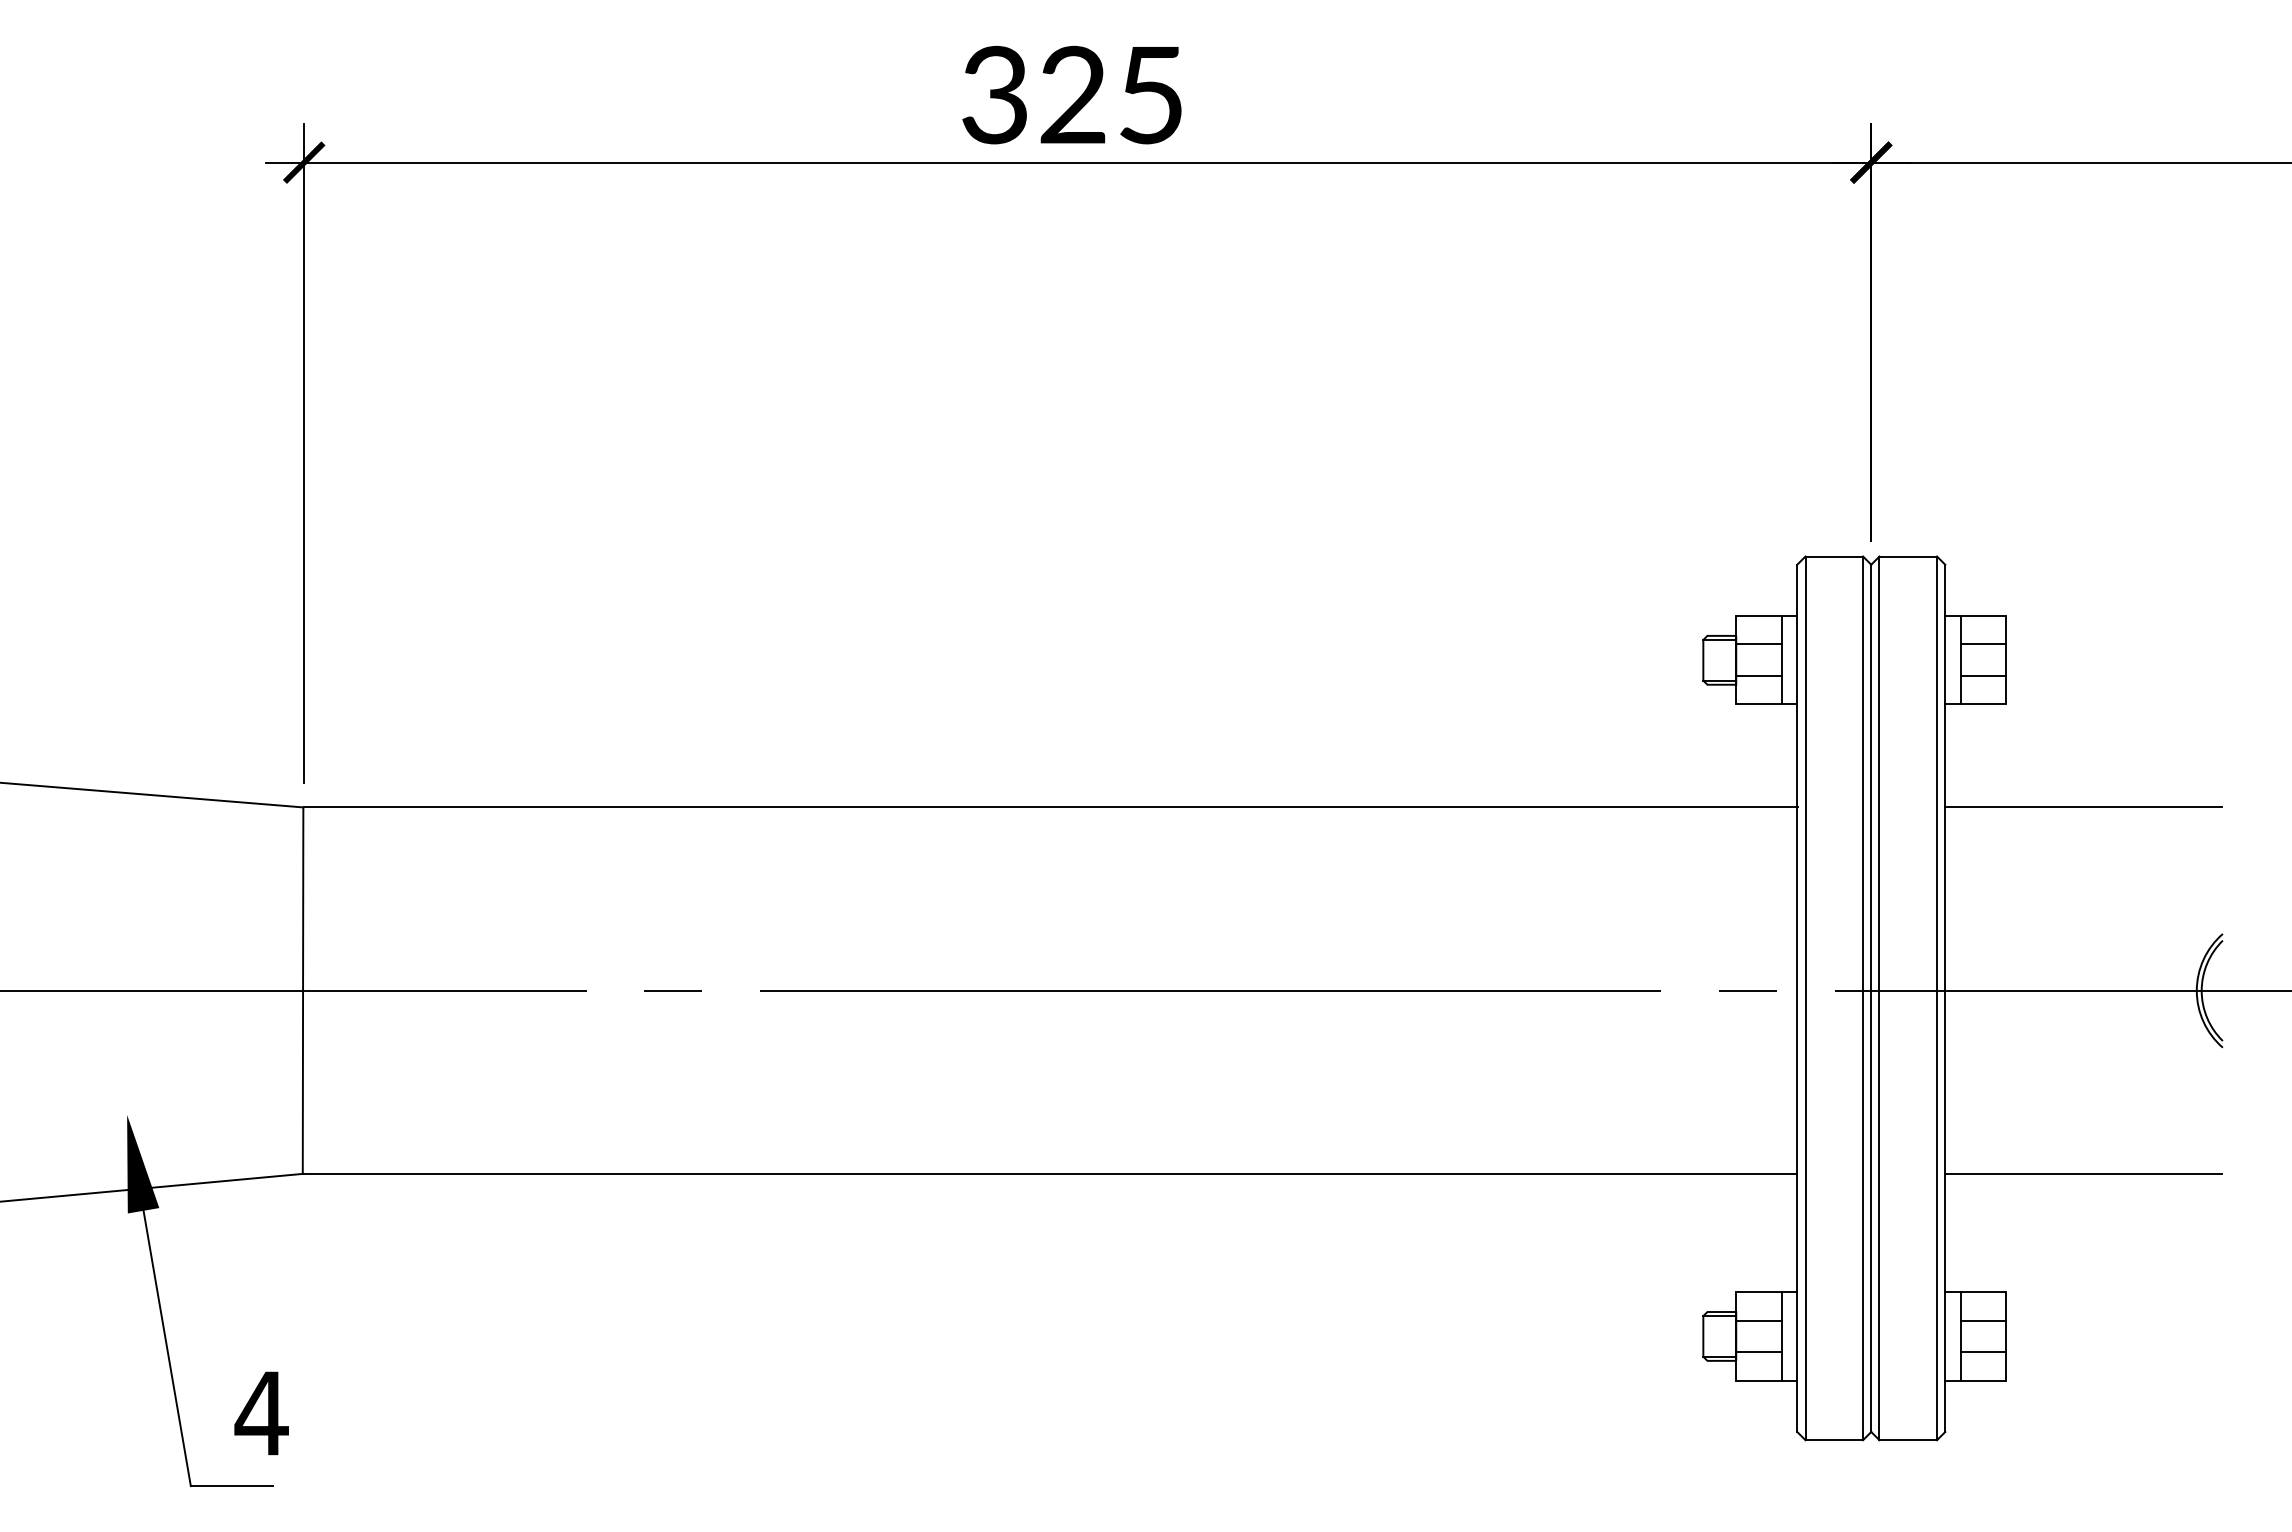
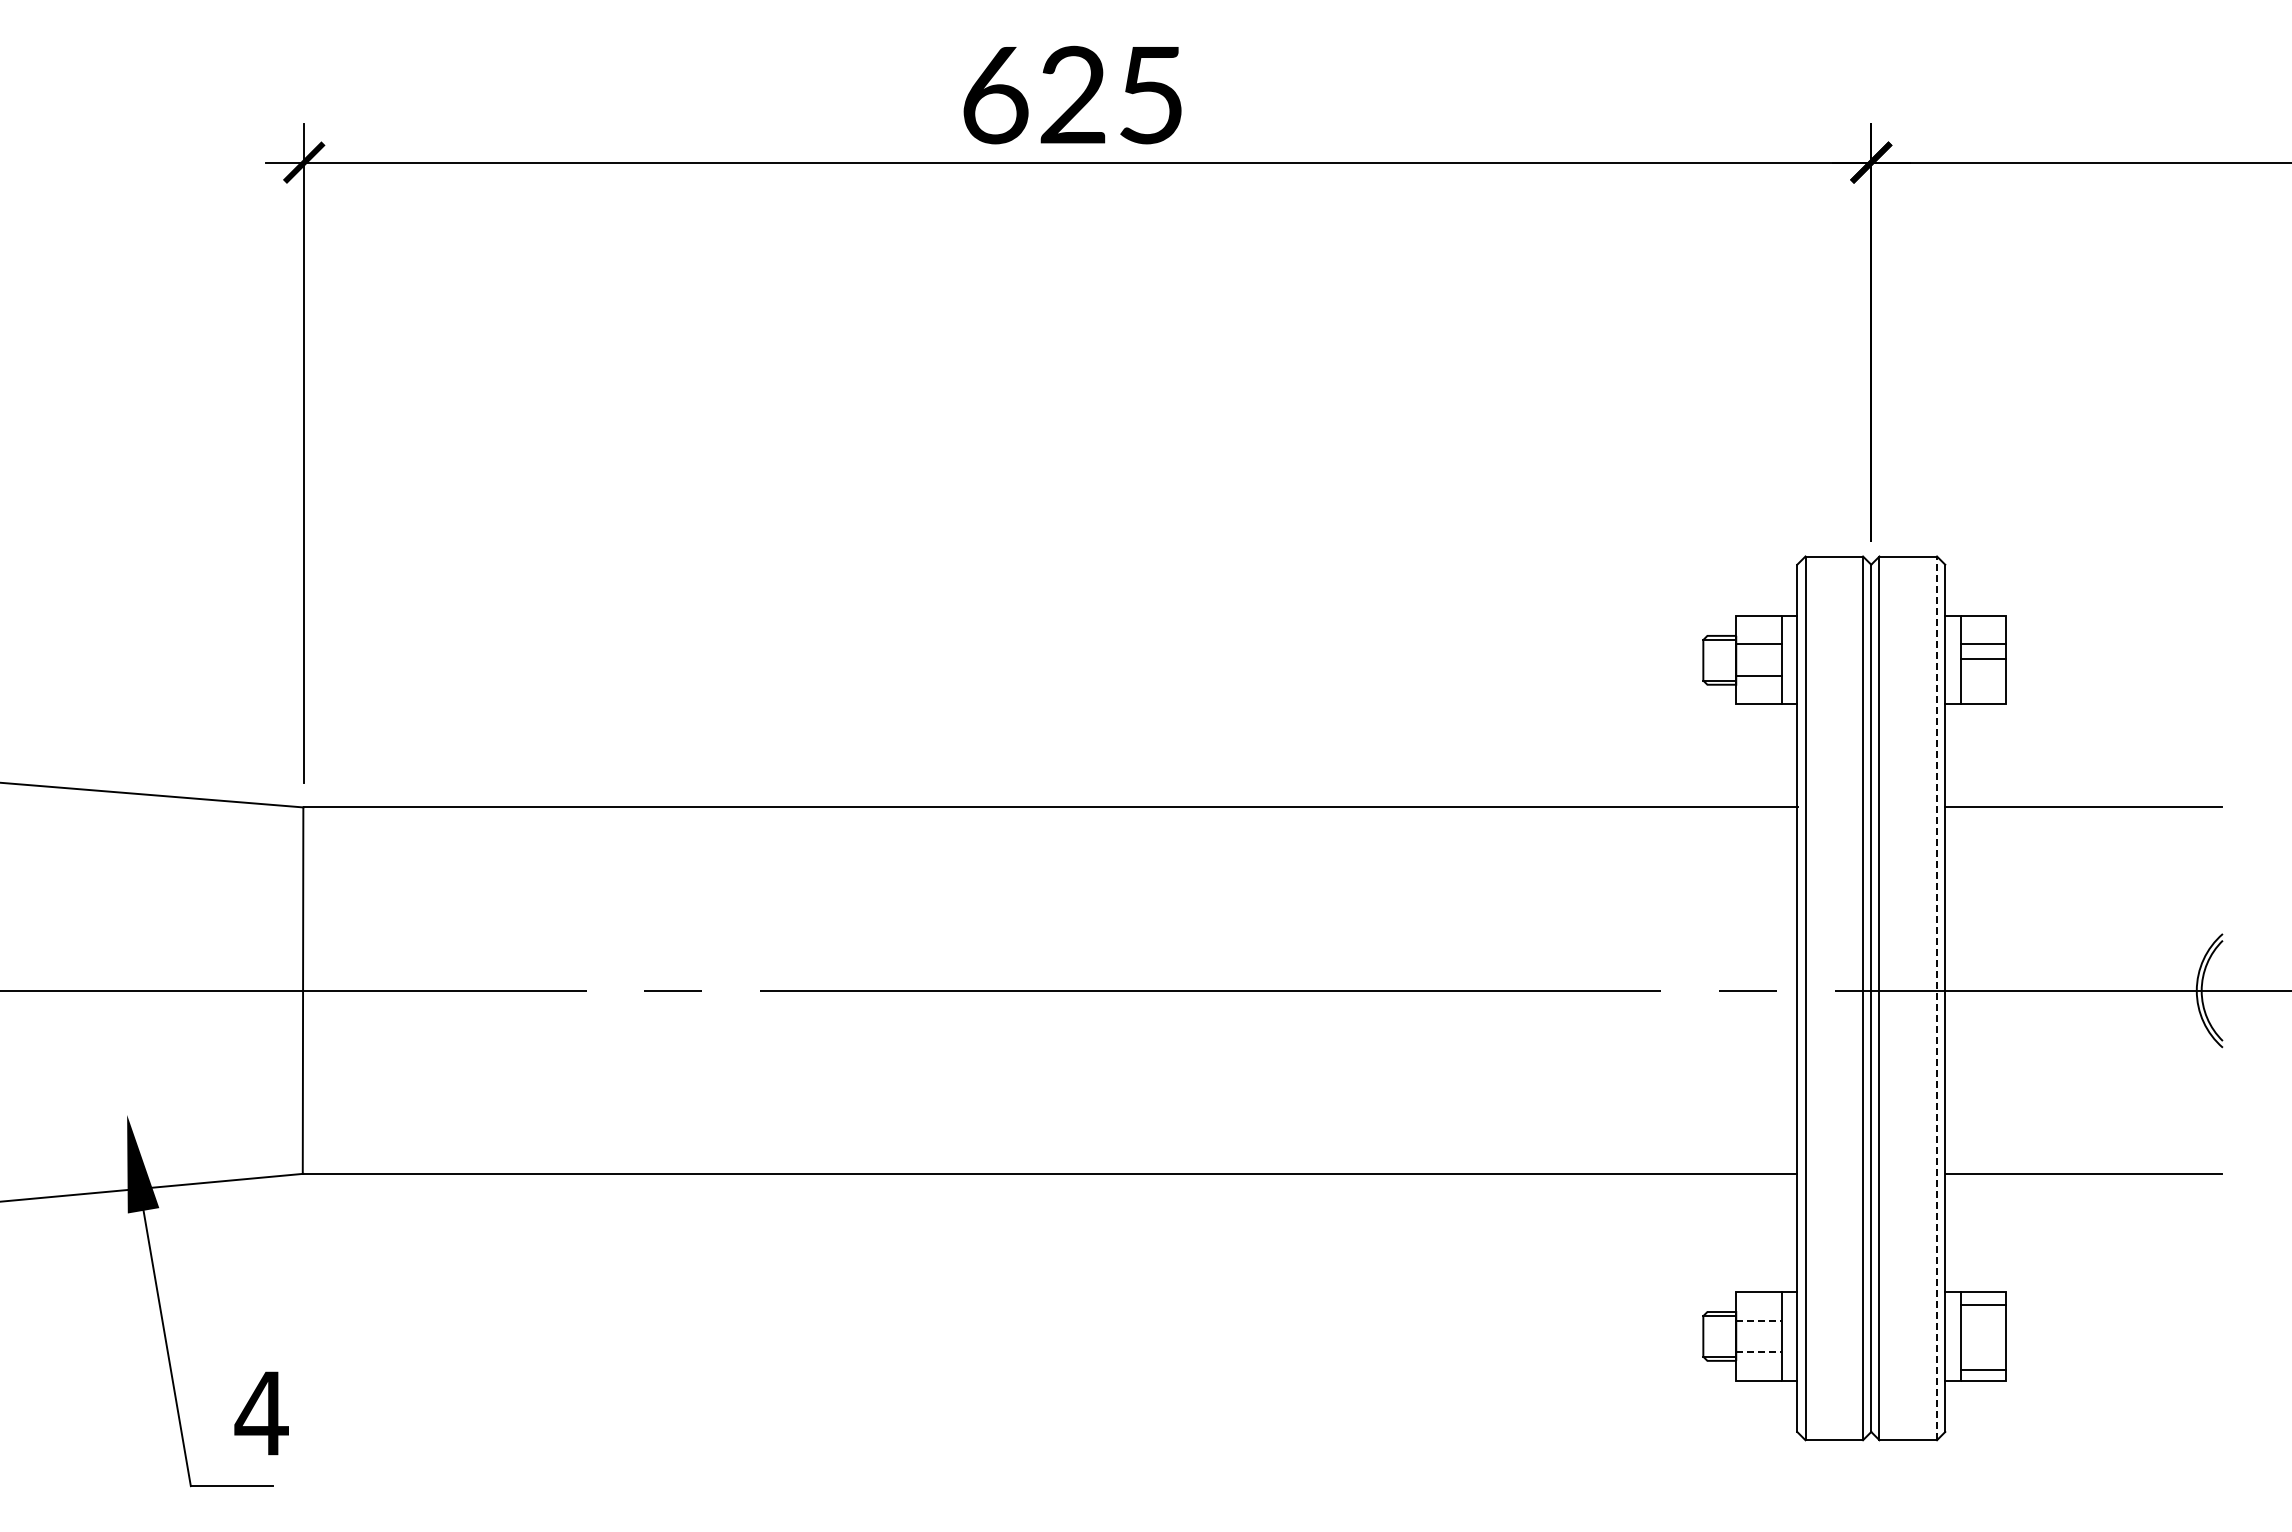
text: 325 -> 625 (995, 94)
line position: (1983, 675) -> (1983, 658) (1983, 658)
line: solid -> dashed (1937, 998)
line: solid -> dashed (1759, 1320)
line position: (1983, 1320) -> (1983, 1304) (1983, 1304)
line: solid -> dashed (1759, 1352)
line position: (1983, 1352) -> (1983, 1370) (1983, 1370)
